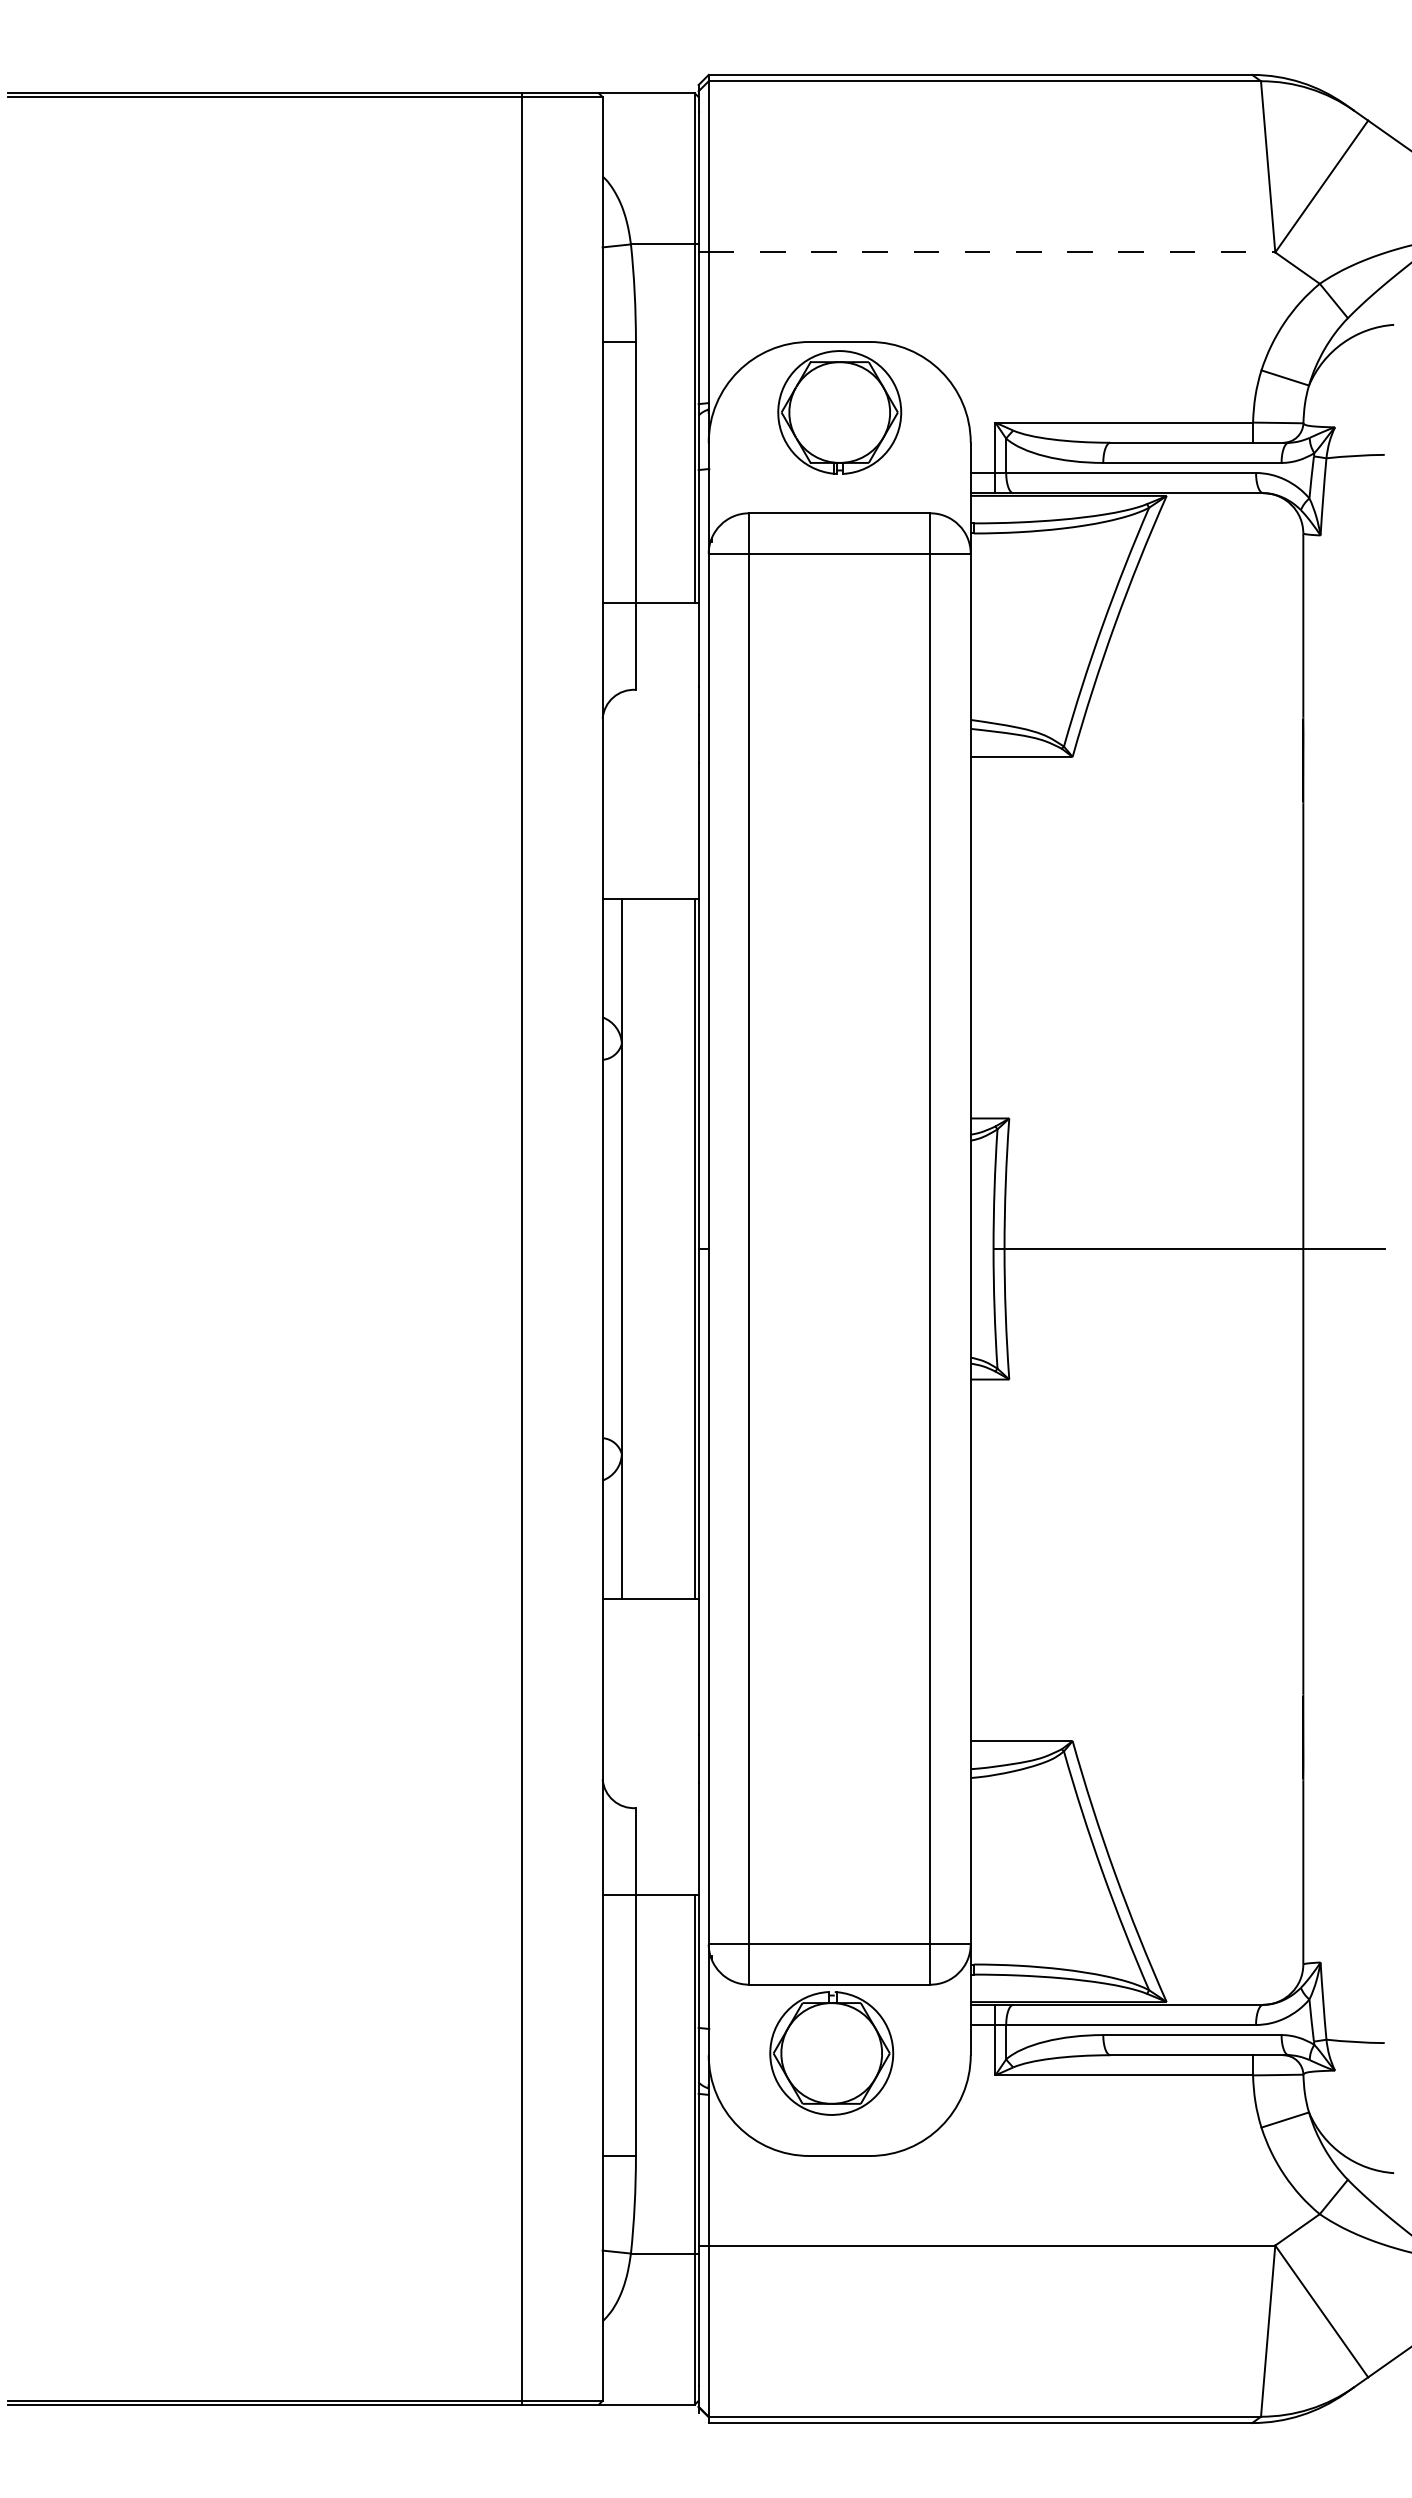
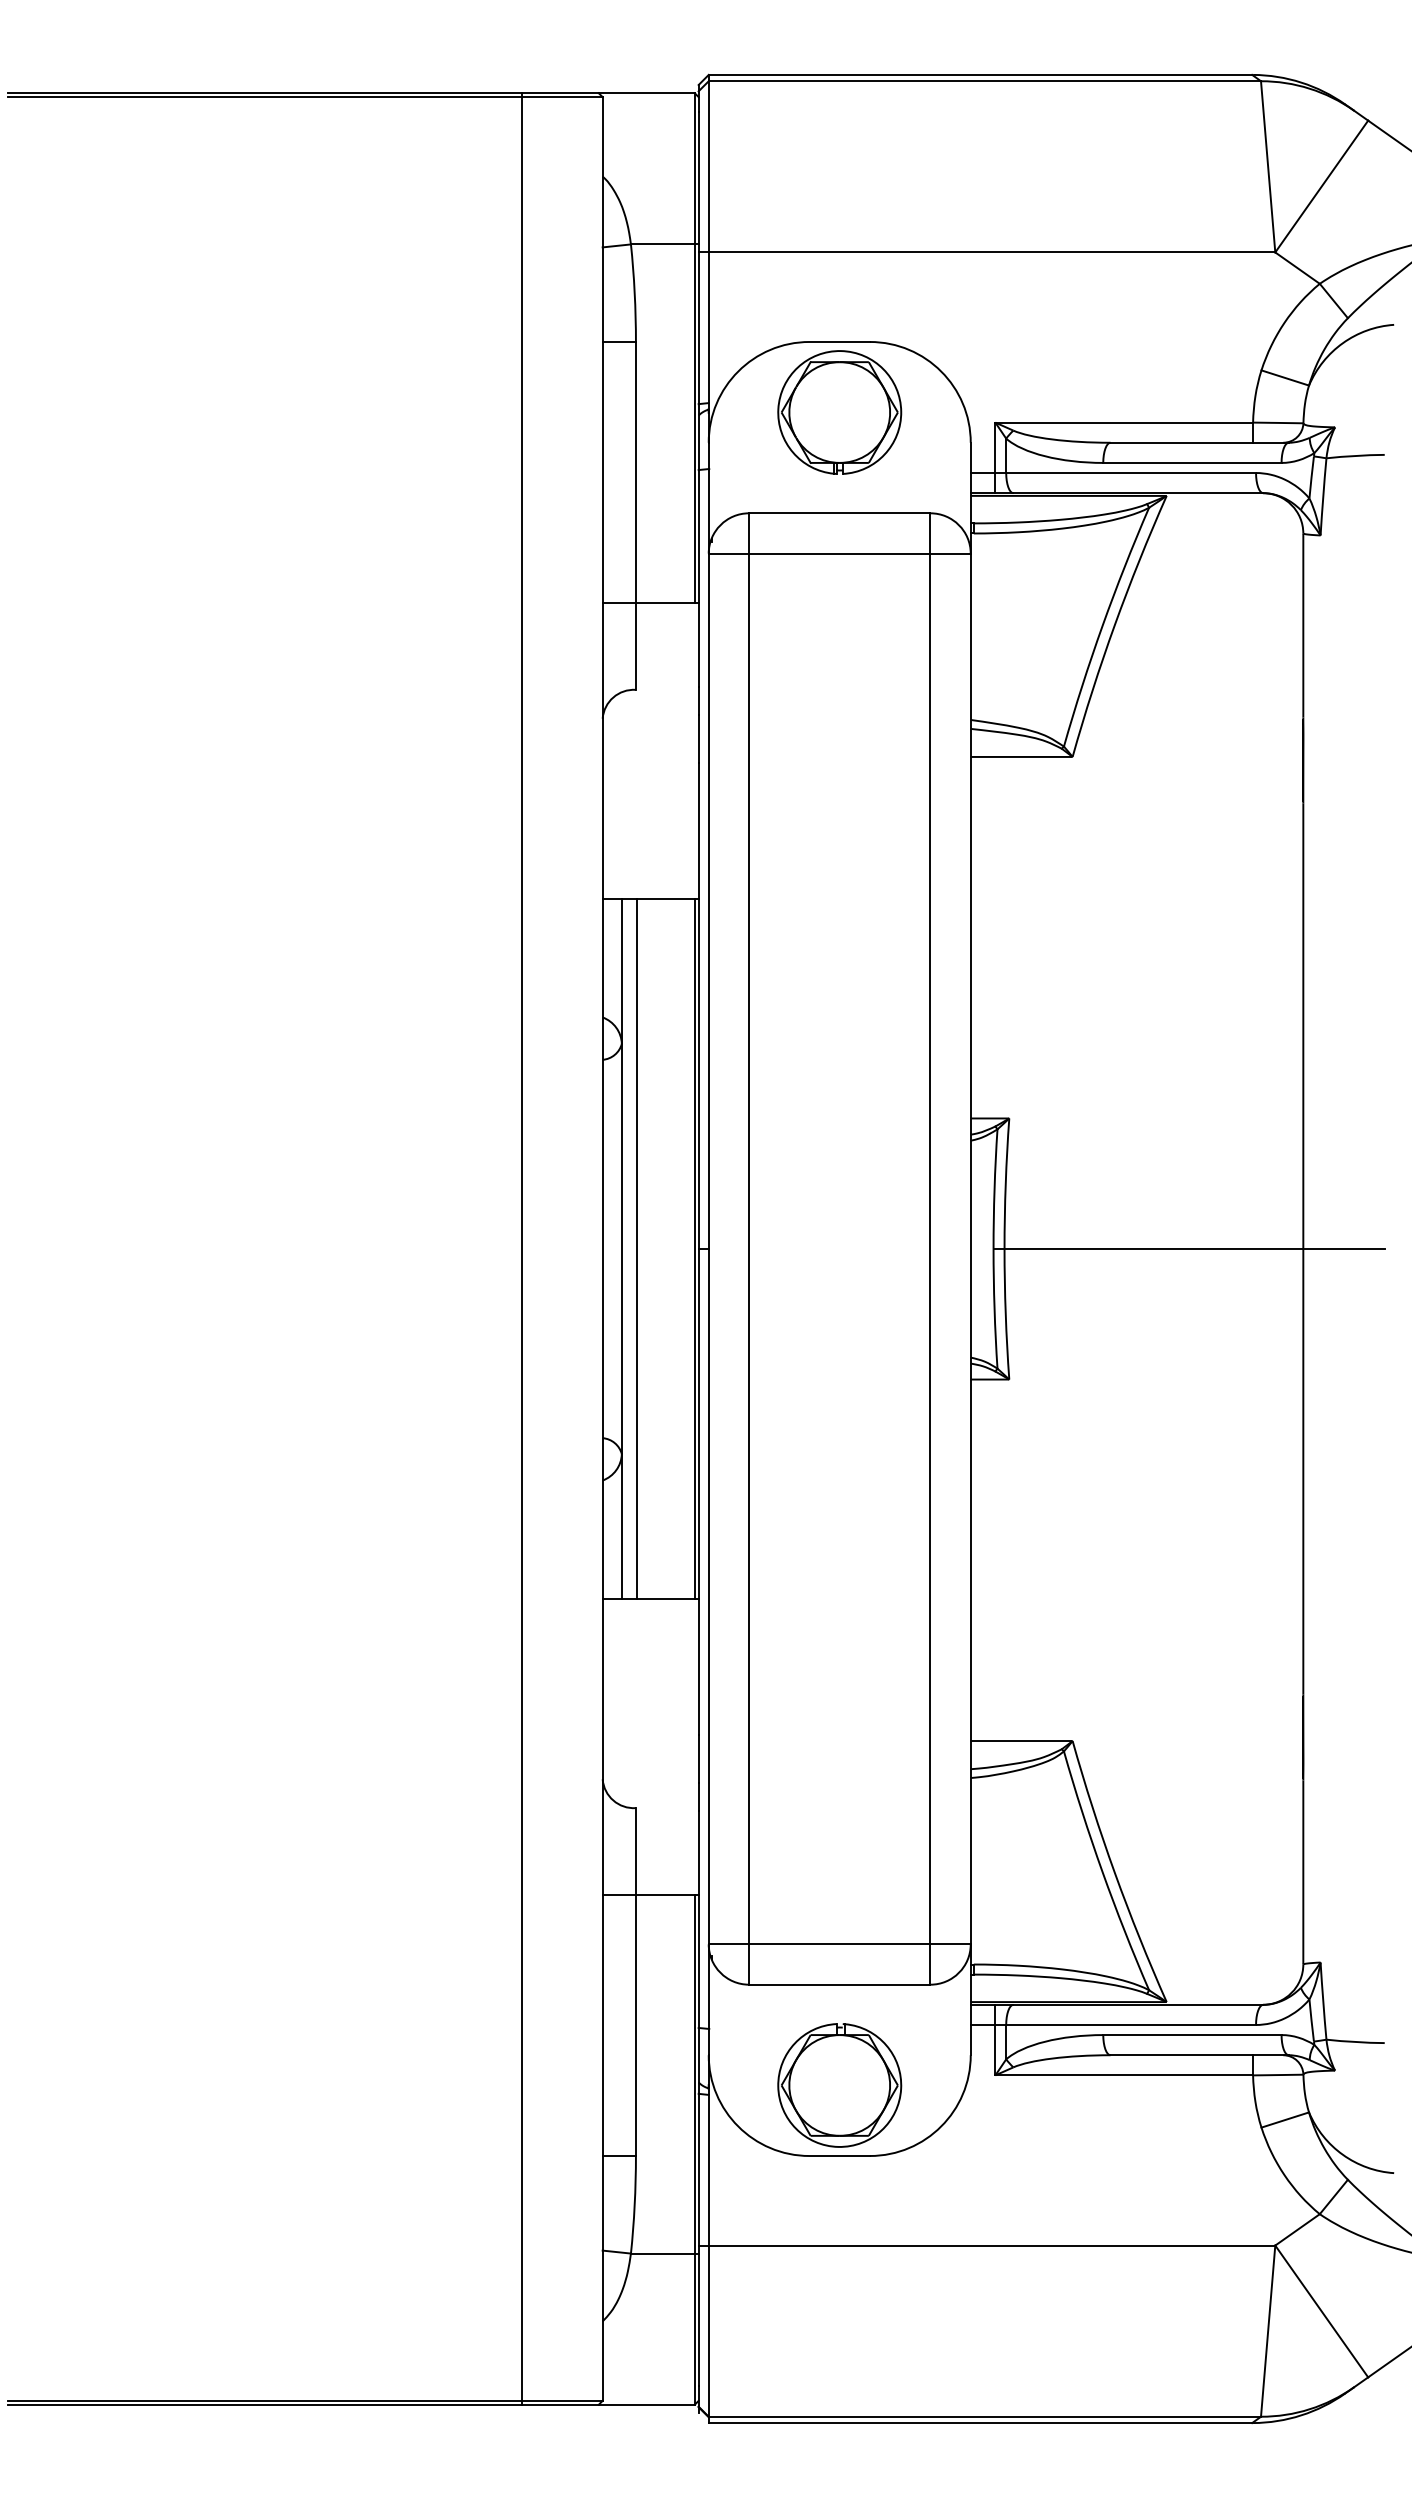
line: dashed -> solid (992, 252)
line: none -> present (637, 1248)
part position: (831, 2053) -> (839, 2085) (839, 2085)
